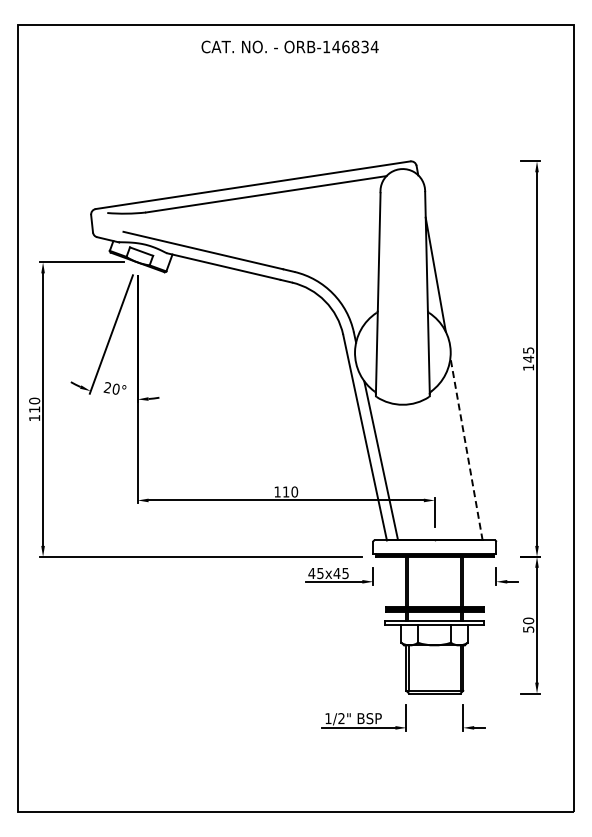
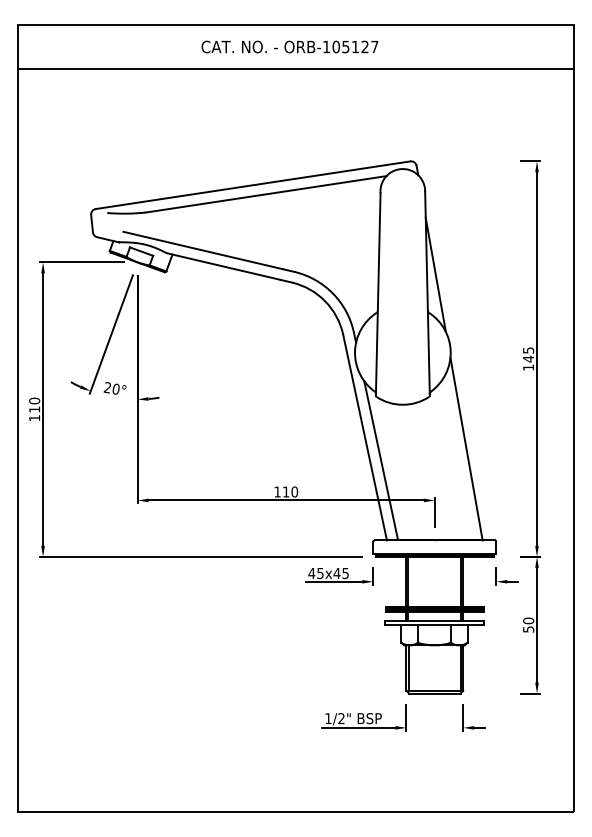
text: ORB-146834 -> ORB-105127 (355, 46)
line: none -> present (295, 68)
line: dashed -> solid (466, 449)
